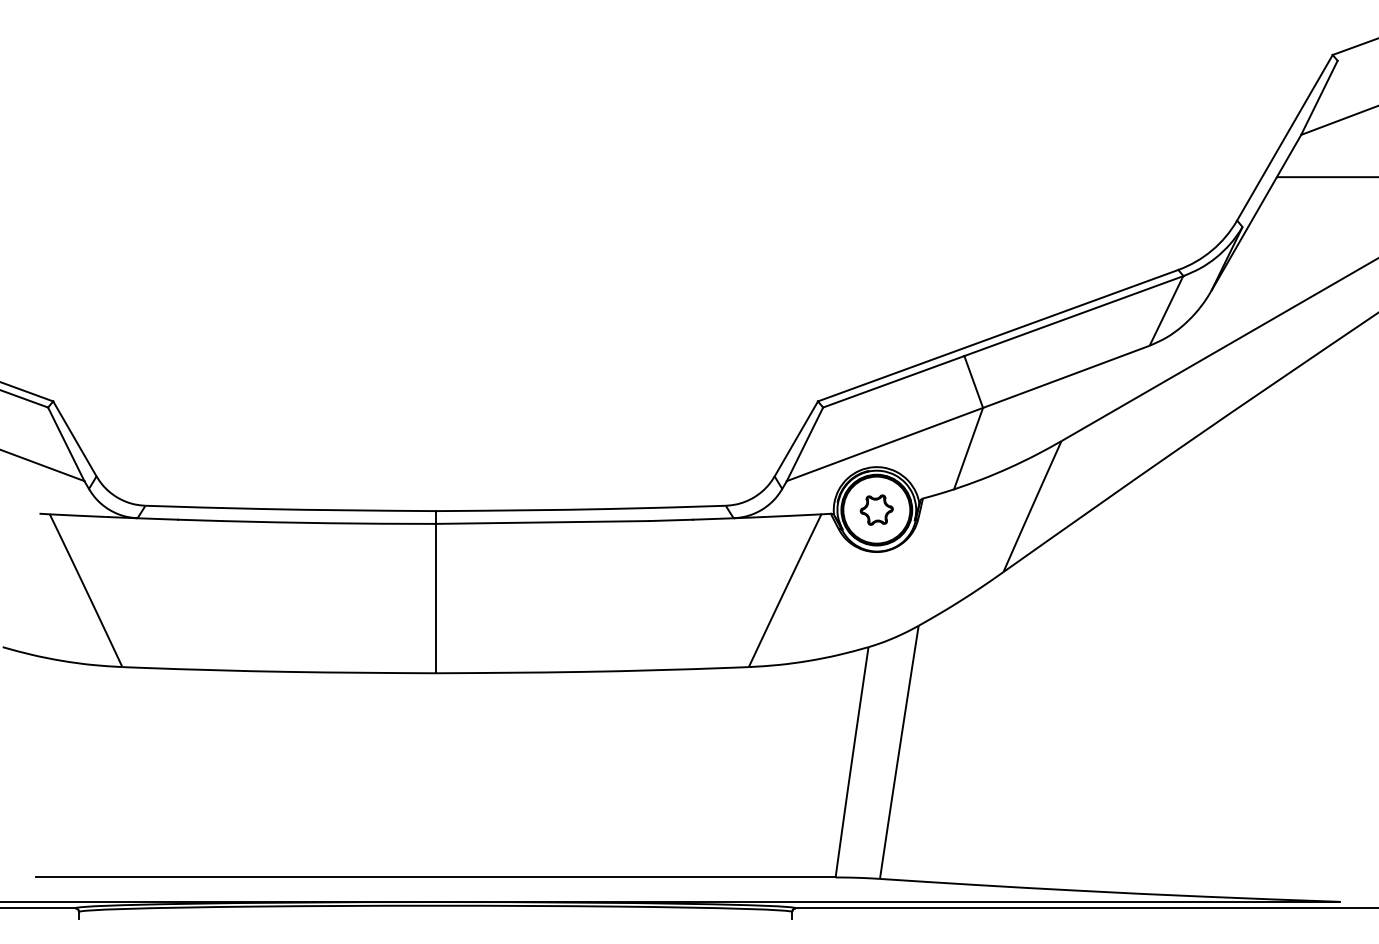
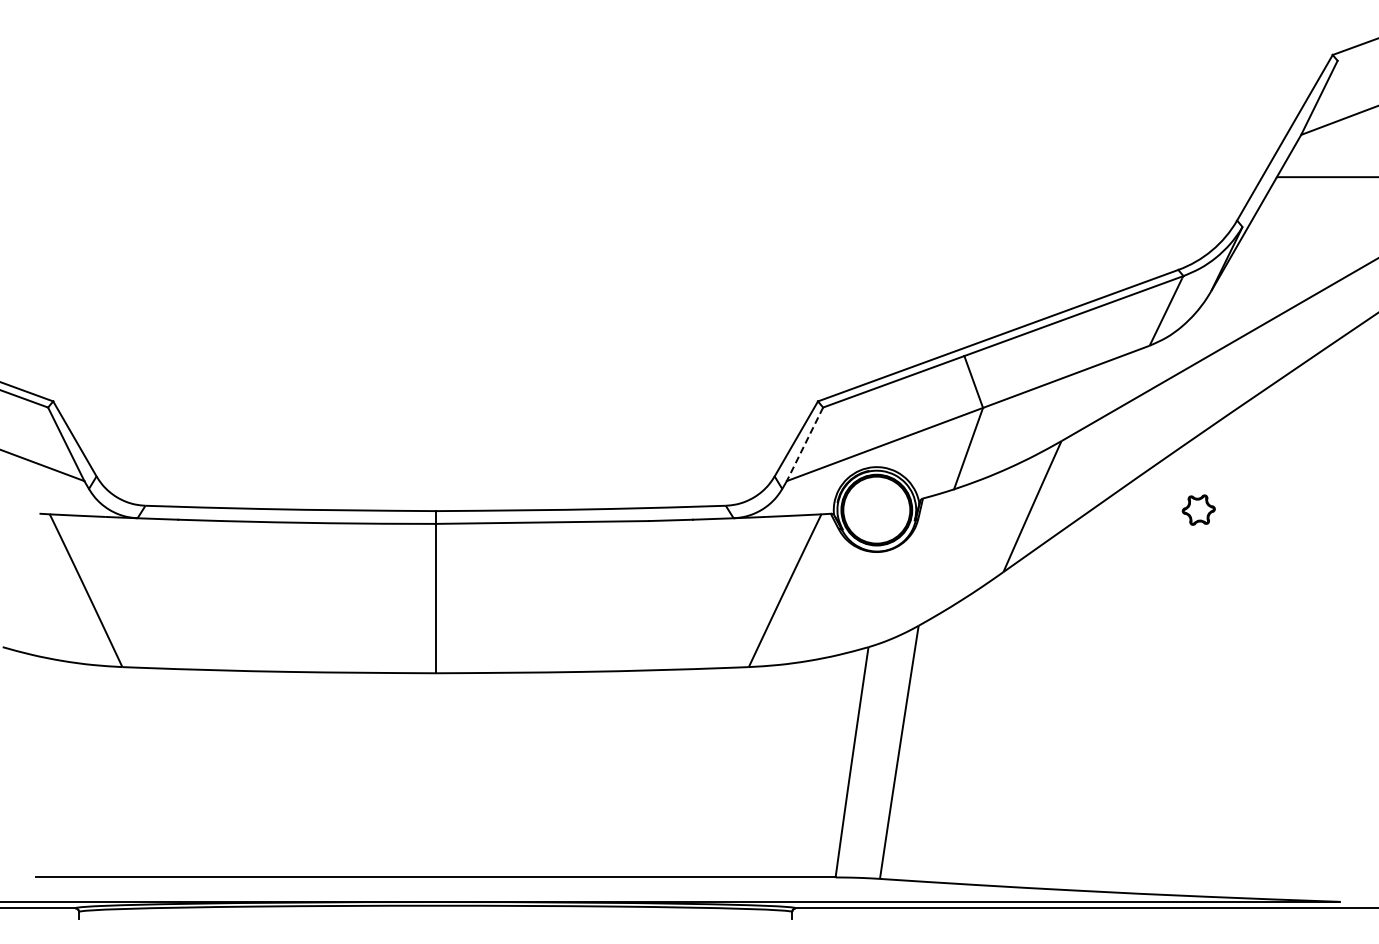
line: solid -> dashed (804, 444)
part position: (876, 509) -> (1198, 509) (1198, 509)
